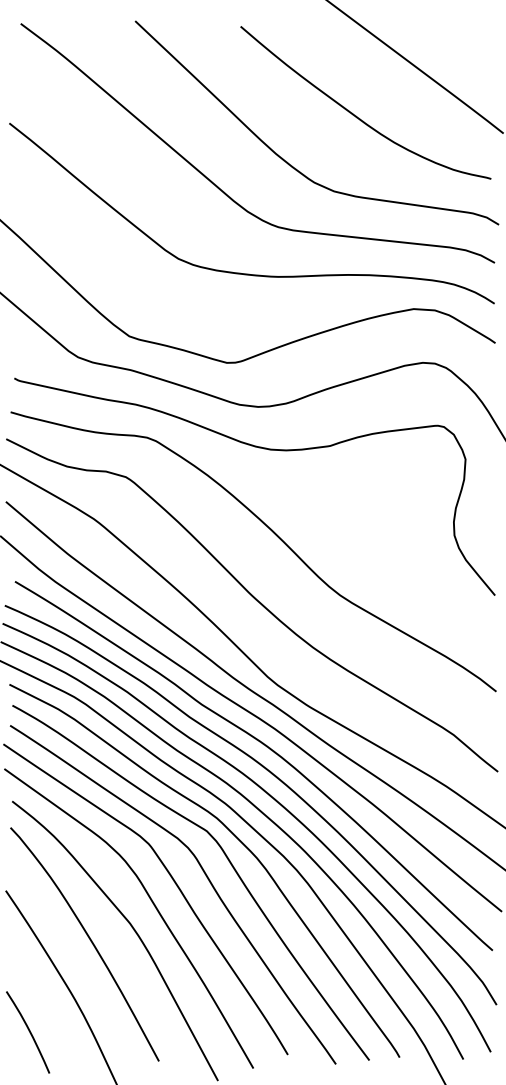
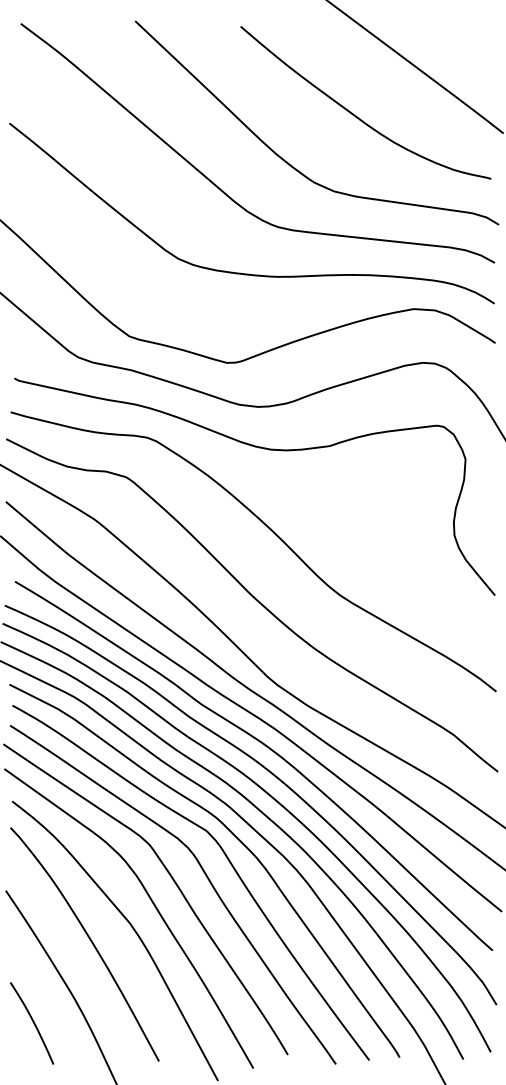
curve position: (28, 1031) -> (32, 1022) (32, 1022)
